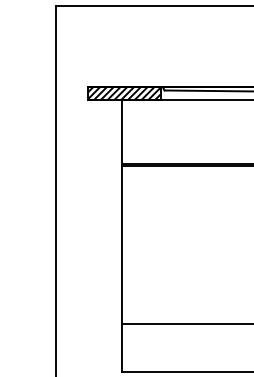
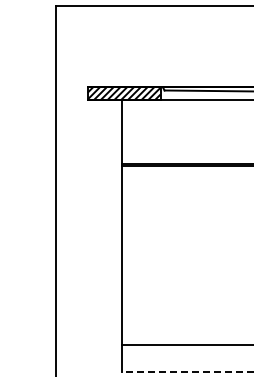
line position: (185, 324) -> (185, 345) (185, 345)
line: solid -> dashed (187, 372)
